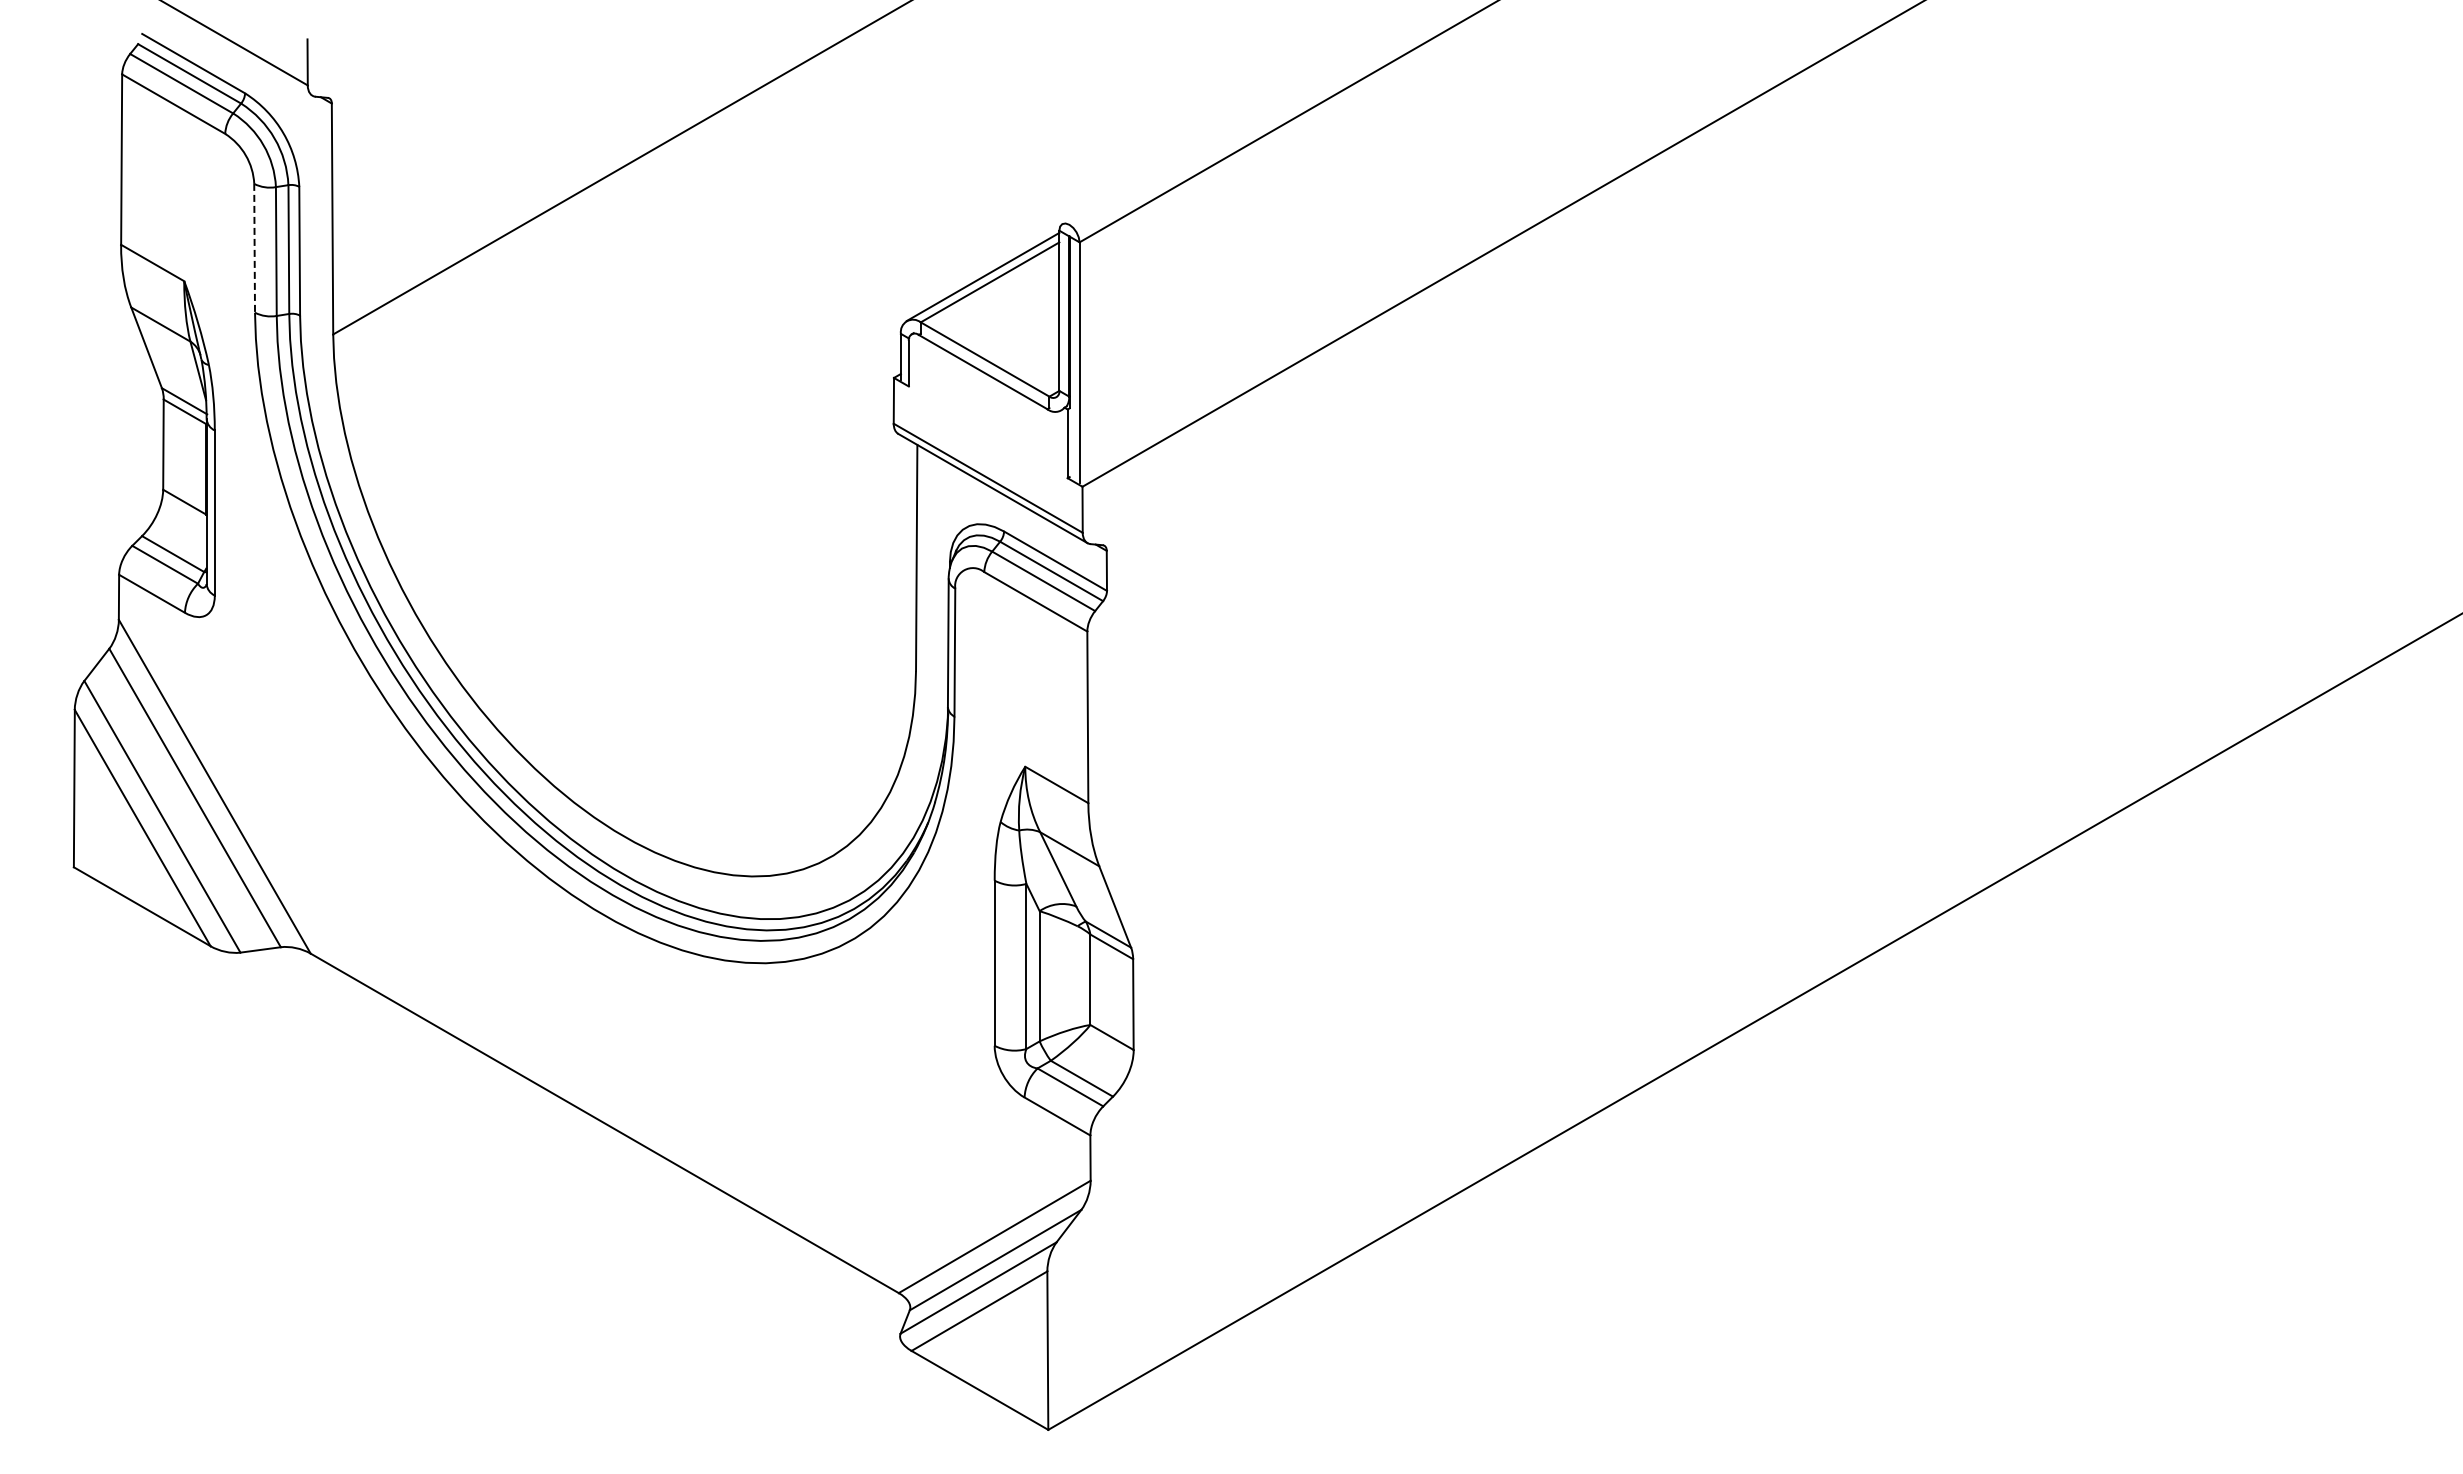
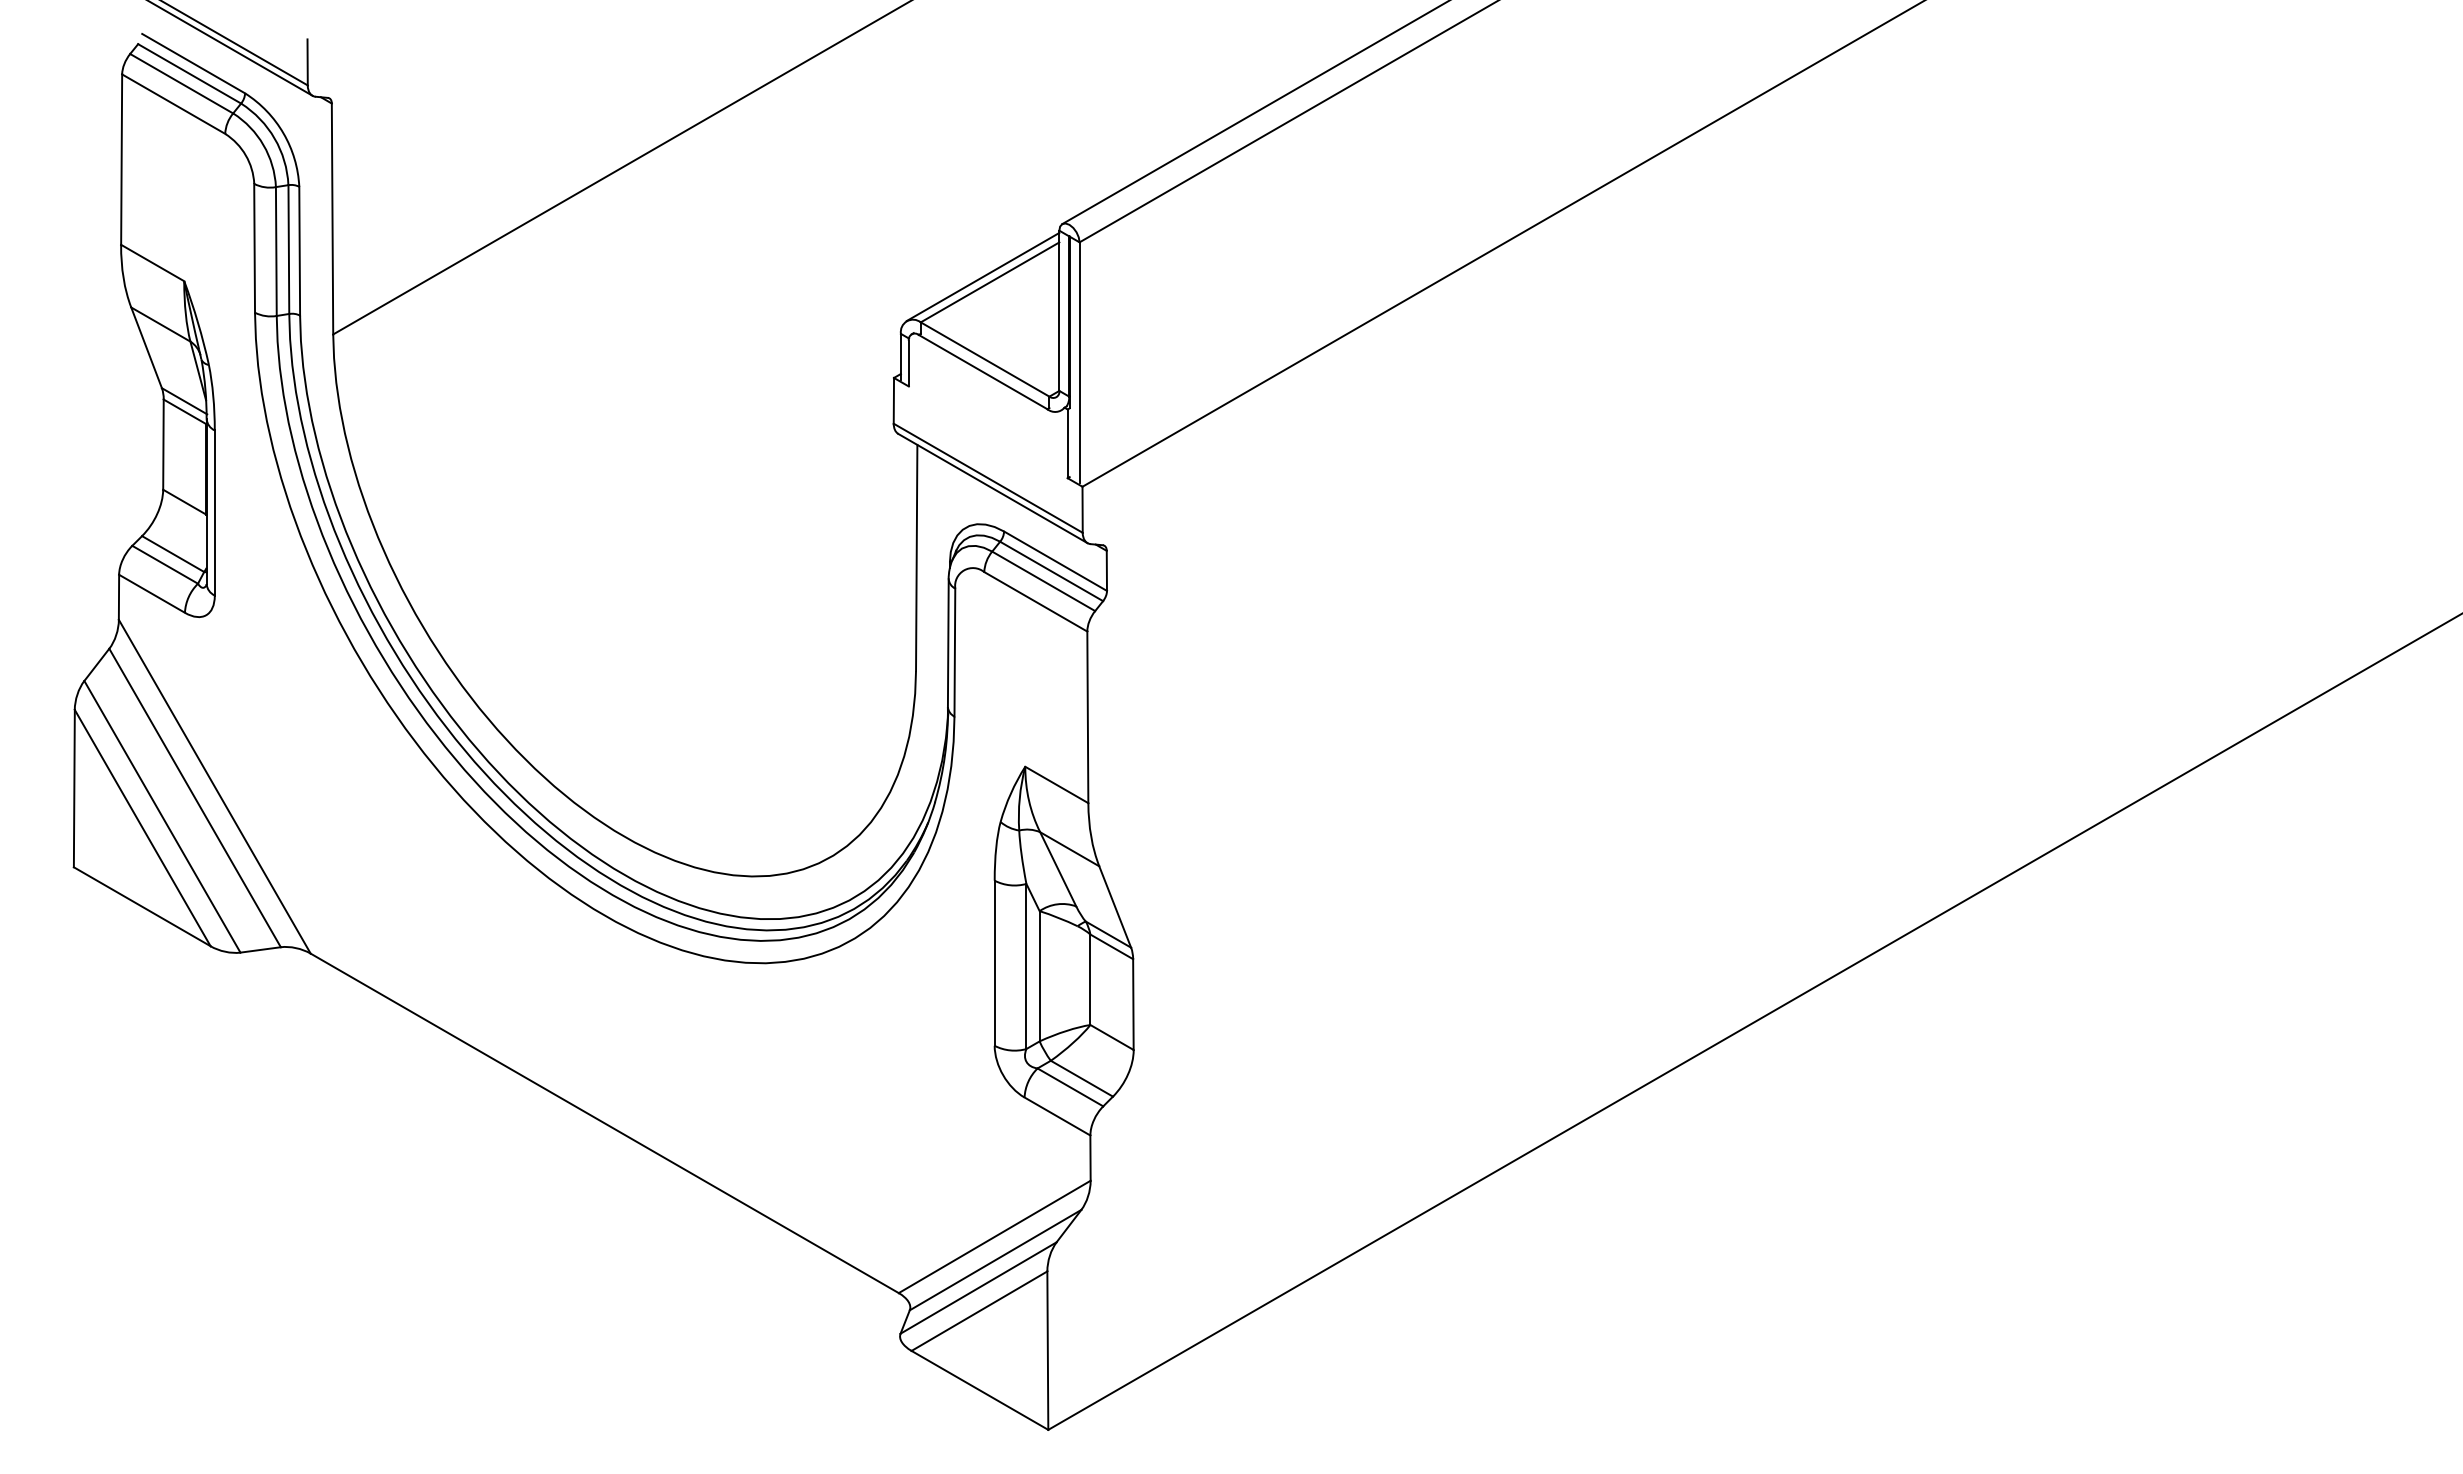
line: none -> present (231, 48)
line: none -> present (1254, 113)
line: dashed -> solid (254, 248)
